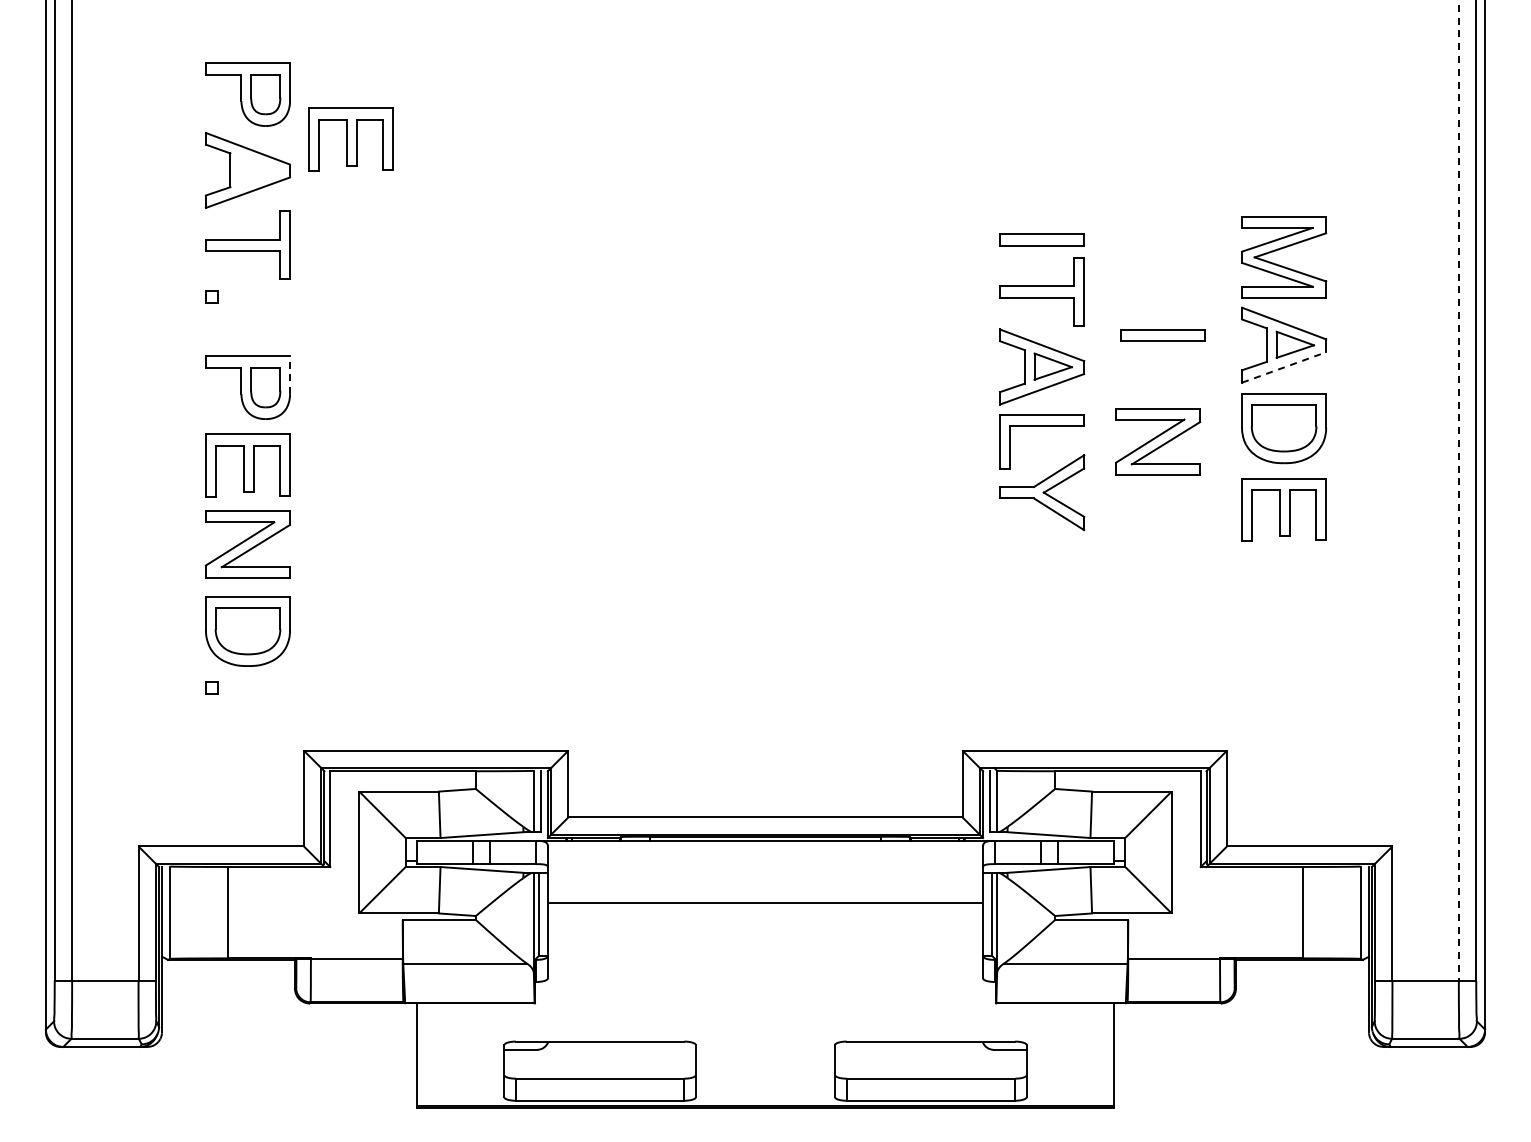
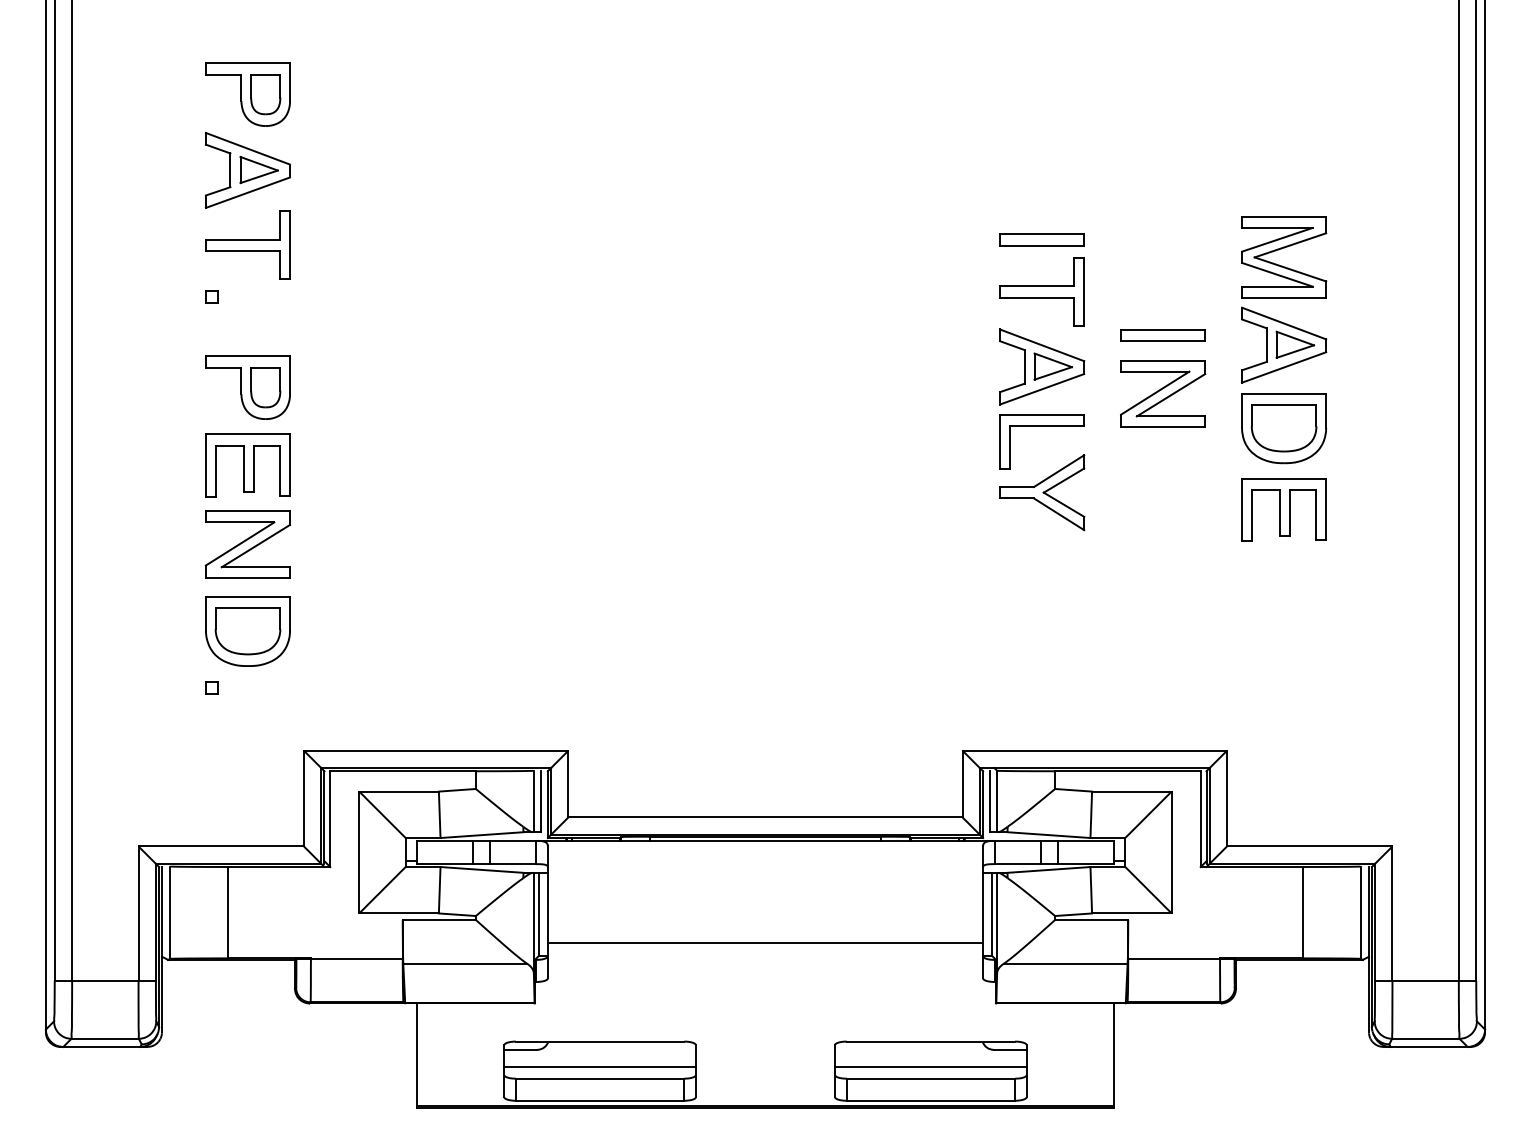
part: present -> none (350, 139)
part: none -> present (258, 169)
line: dashed -> solid (1284, 367)
line: dashed -> solid (290, 375)
part position: (1158, 441) -> (1163, 393) (1163, 393)
line: dashed -> solid (1458, 490)
line position: (765, 902) -> (765, 942) (765, 942)
line: none -> present (599, 1067)
line: none -> present (930, 1067)
